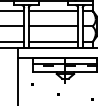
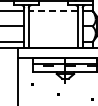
line: solid -> dashed (53, 10)
line: present -> none (53, 26)
line: present -> none (53, 42)
